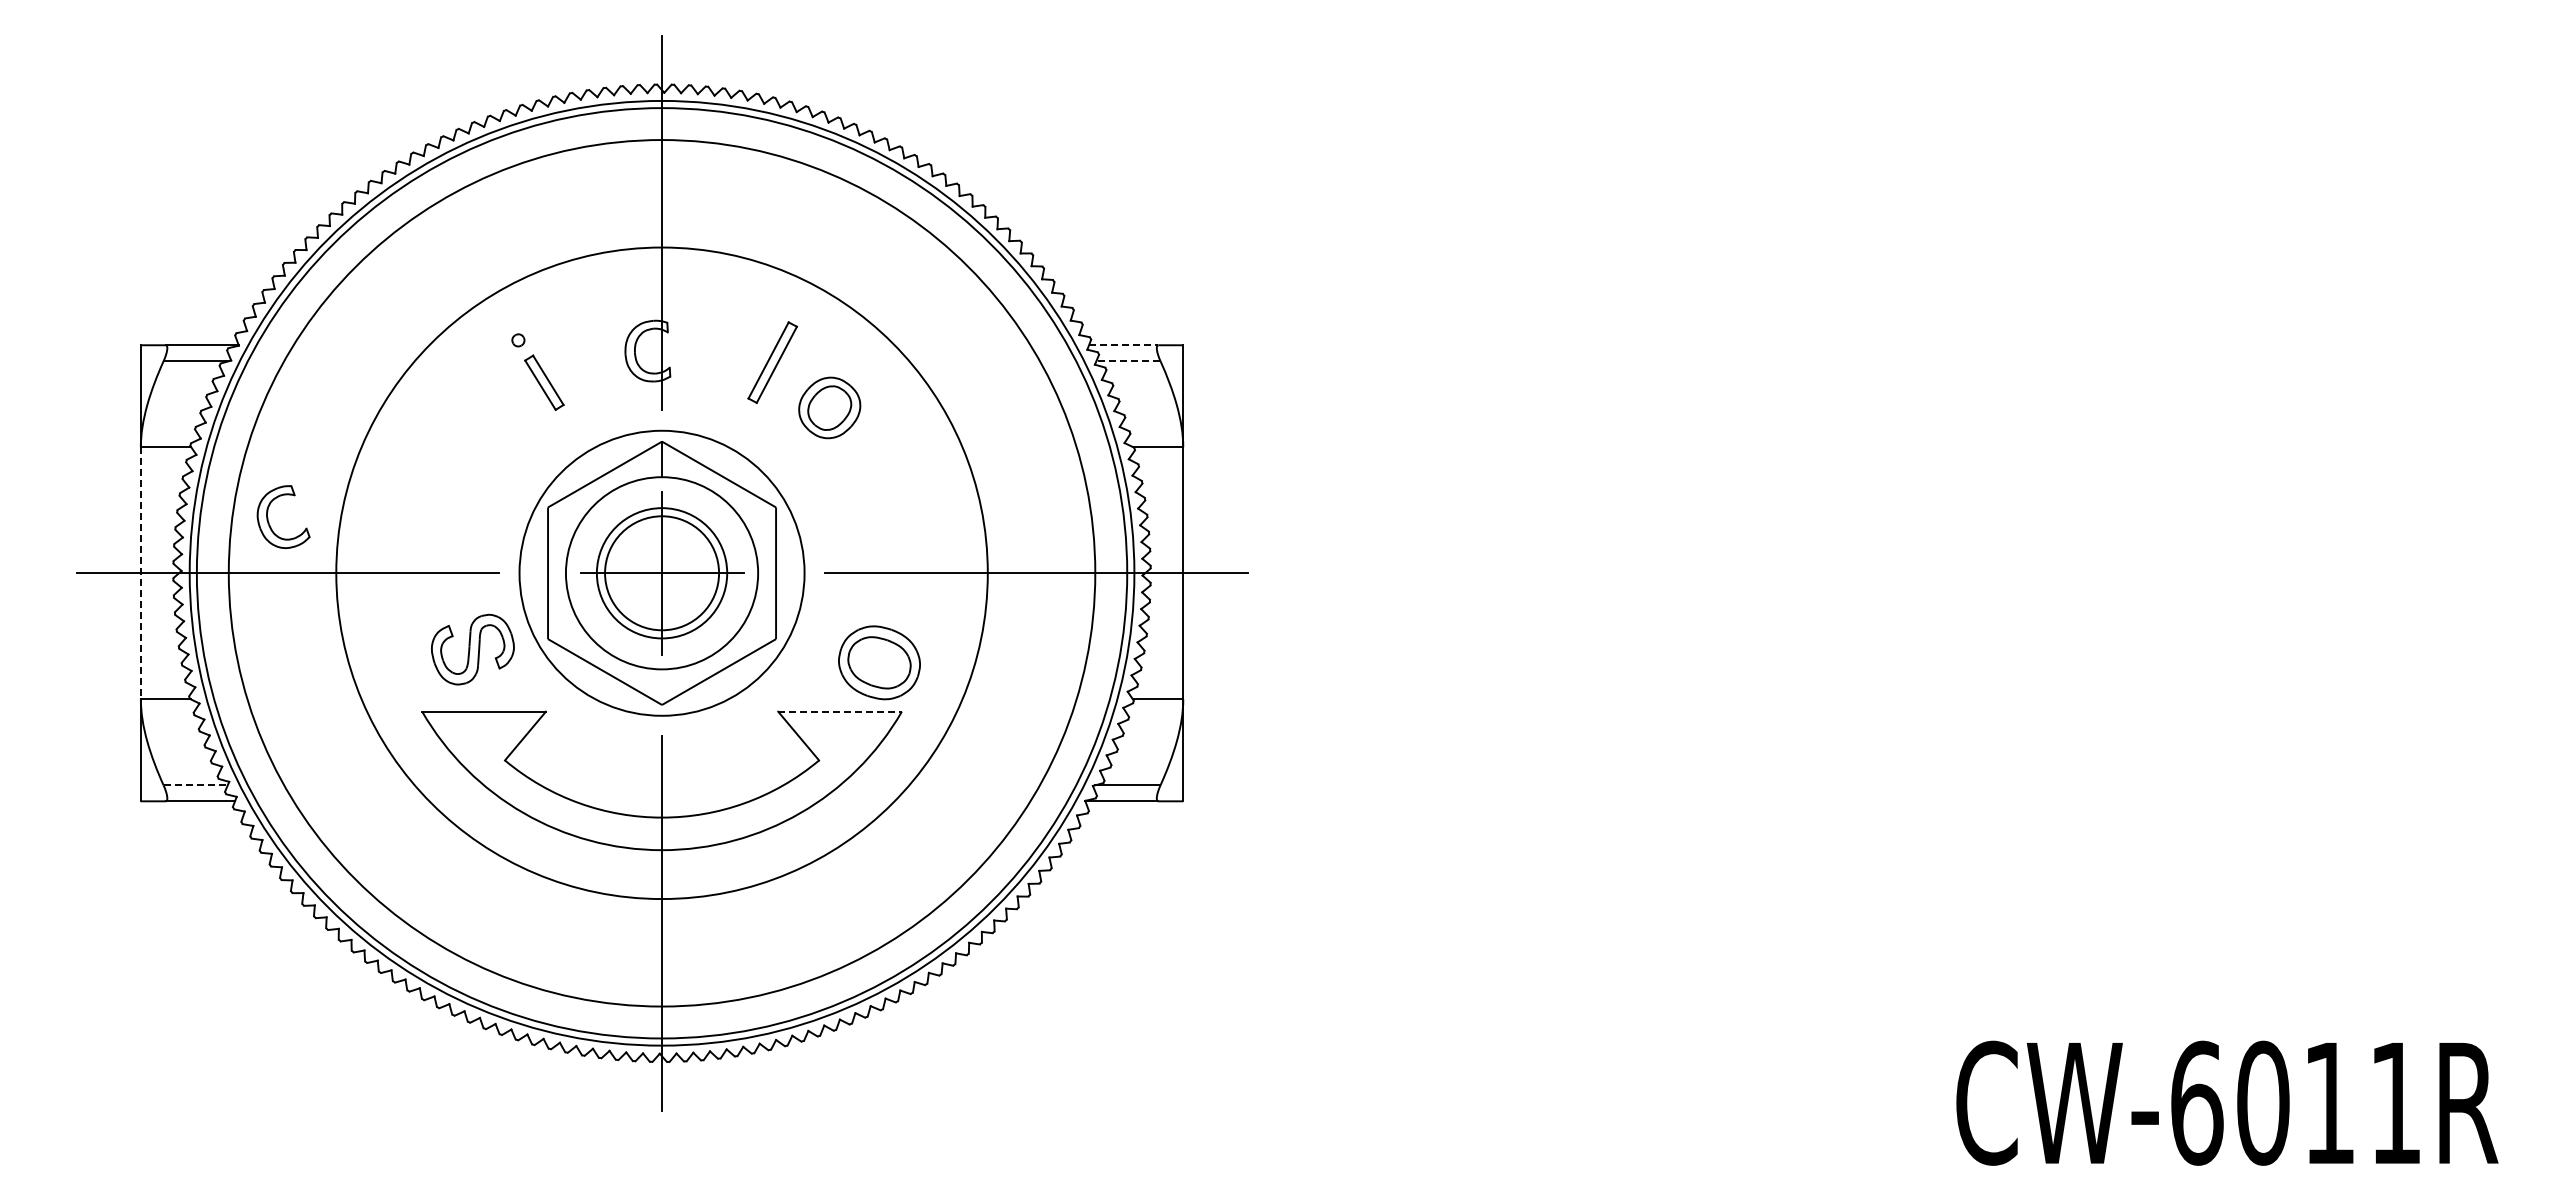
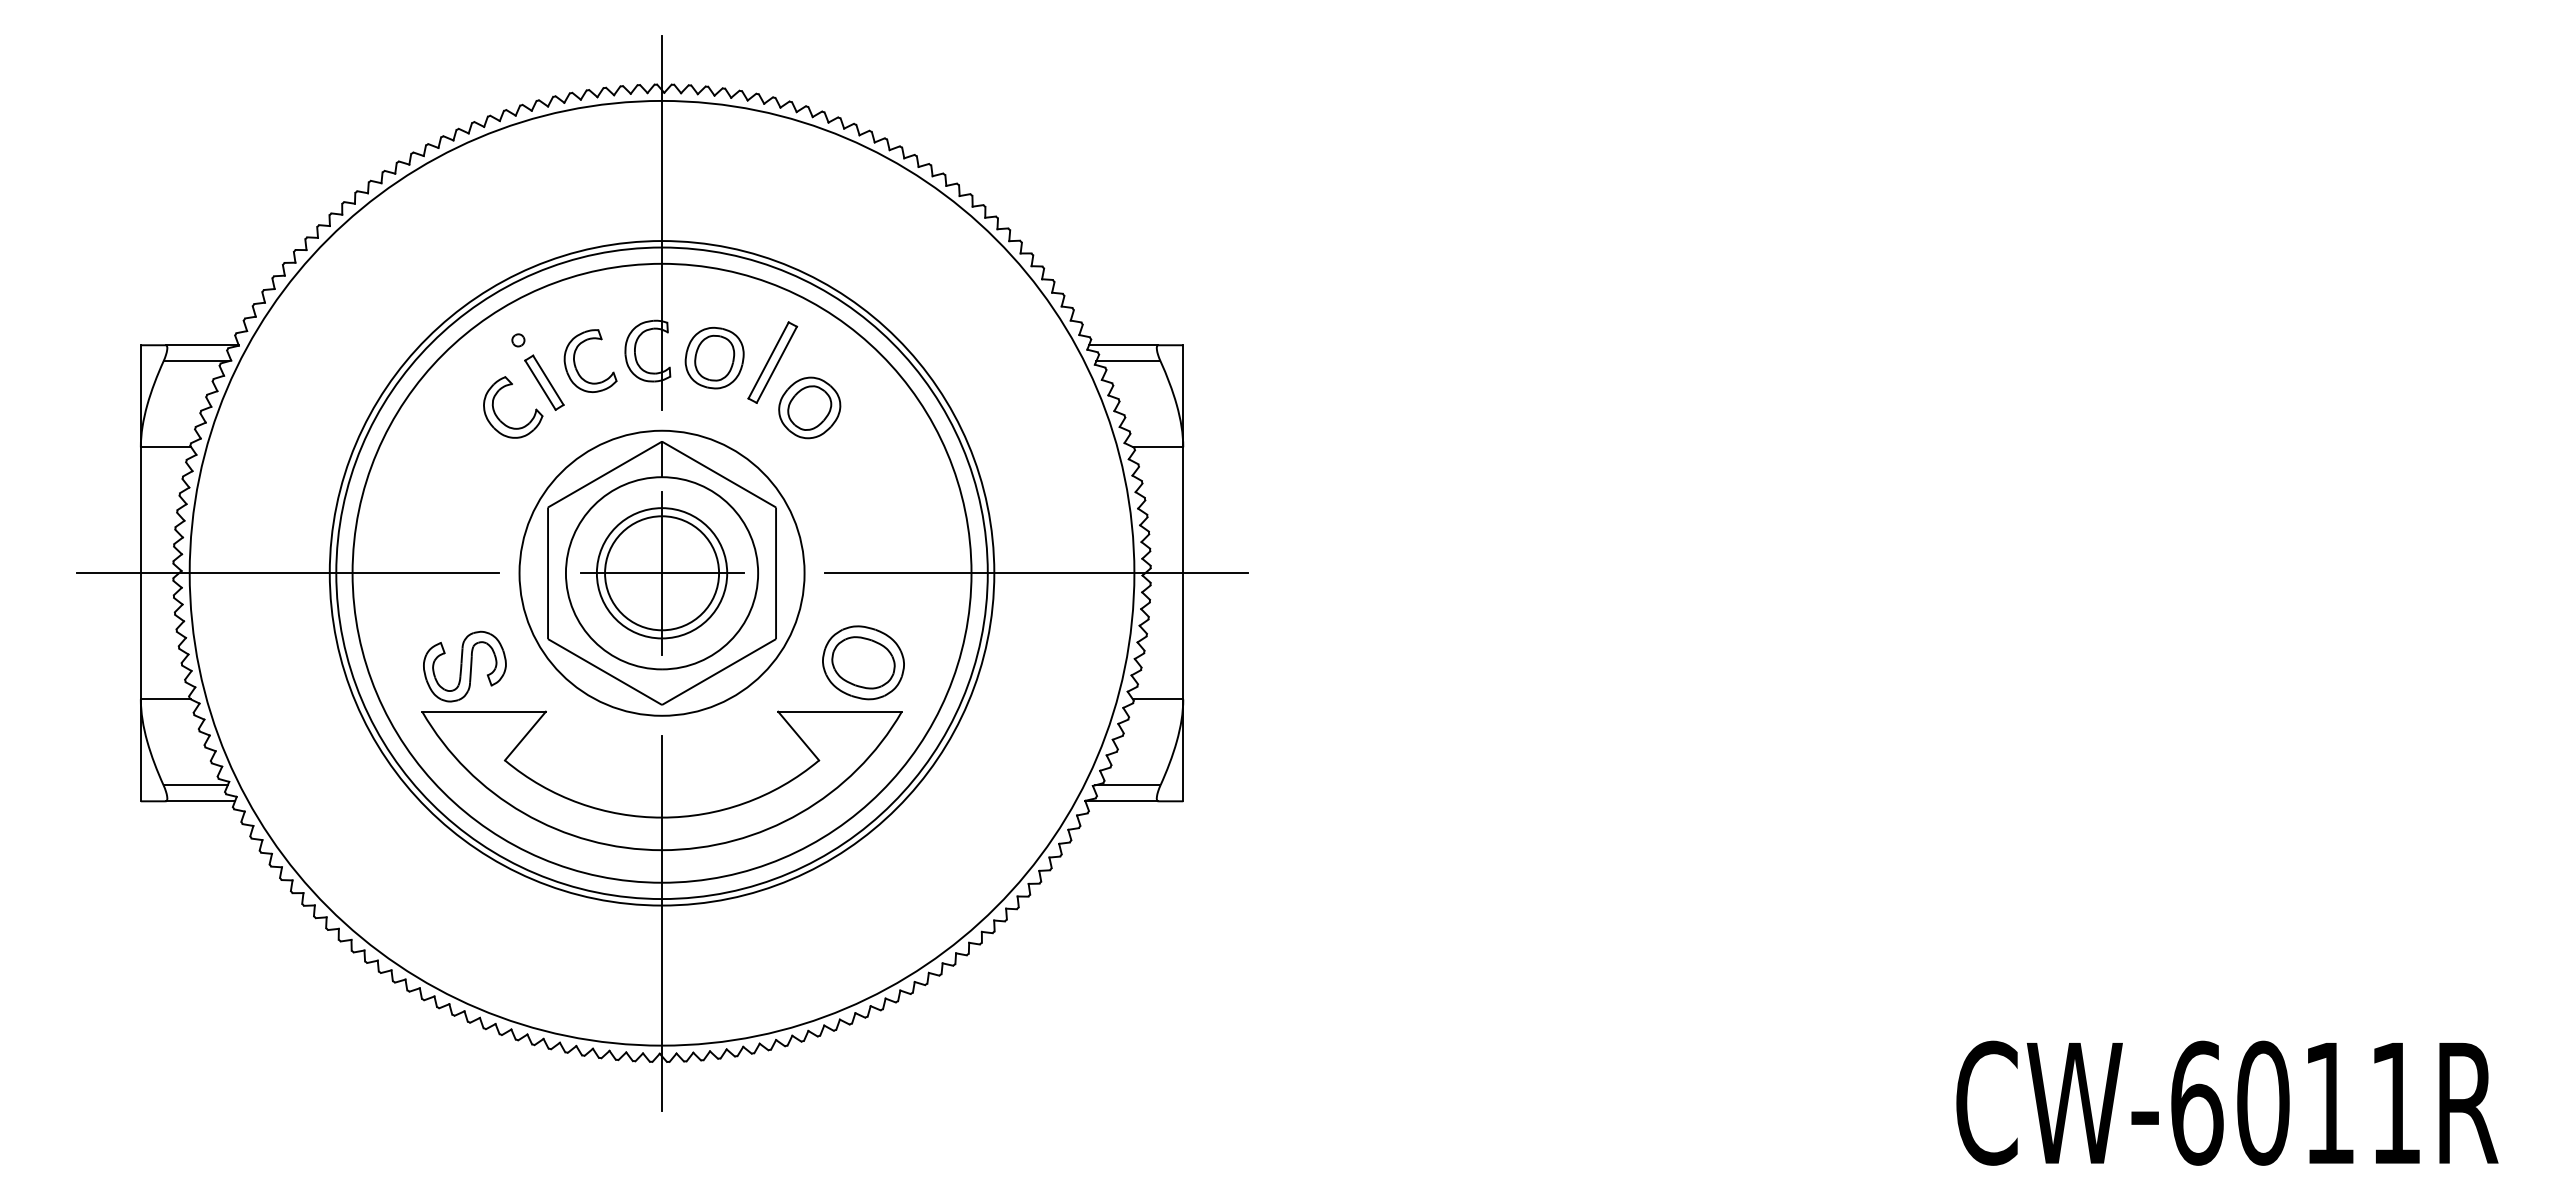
line: dashed -> solid (1123, 345)
part: none -> present (714, 357)
line: dashed -> solid (1127, 361)
part position: (829, 407) -> (809, 407) (809, 407)
part: none -> present (500, 419)
part position: (268, 517) -> (575, 361) (575, 361)
line: dashed -> solid (140, 573)
circle diameter: 867 px -> 619 px (661, 572)
circle diameter: 930 px -> 665 px (661, 573)
part position: (472, 649) -> (464, 666) (464, 666)
part position: (879, 662) -> (863, 662) (863, 662)
line: dashed -> solid (840, 711)
line: dashed -> solid (196, 785)
